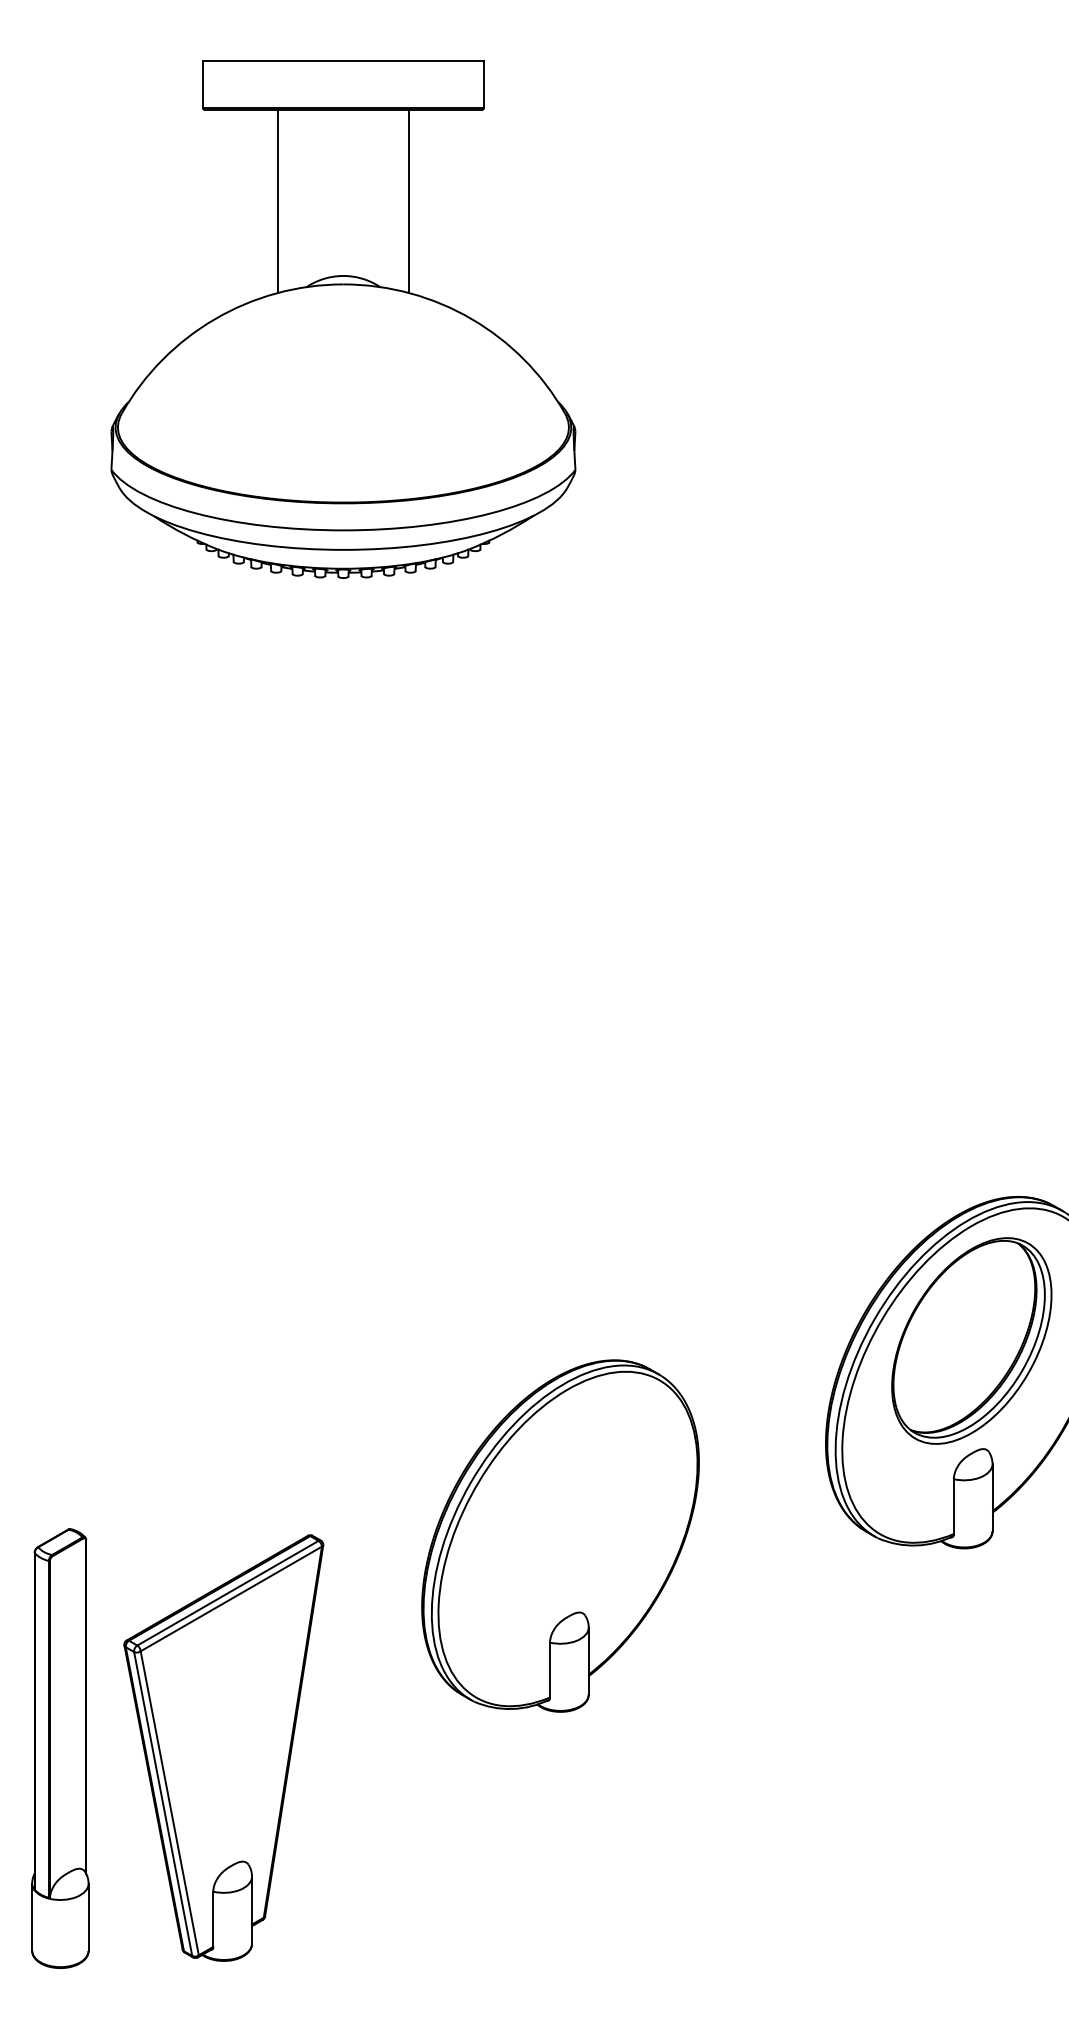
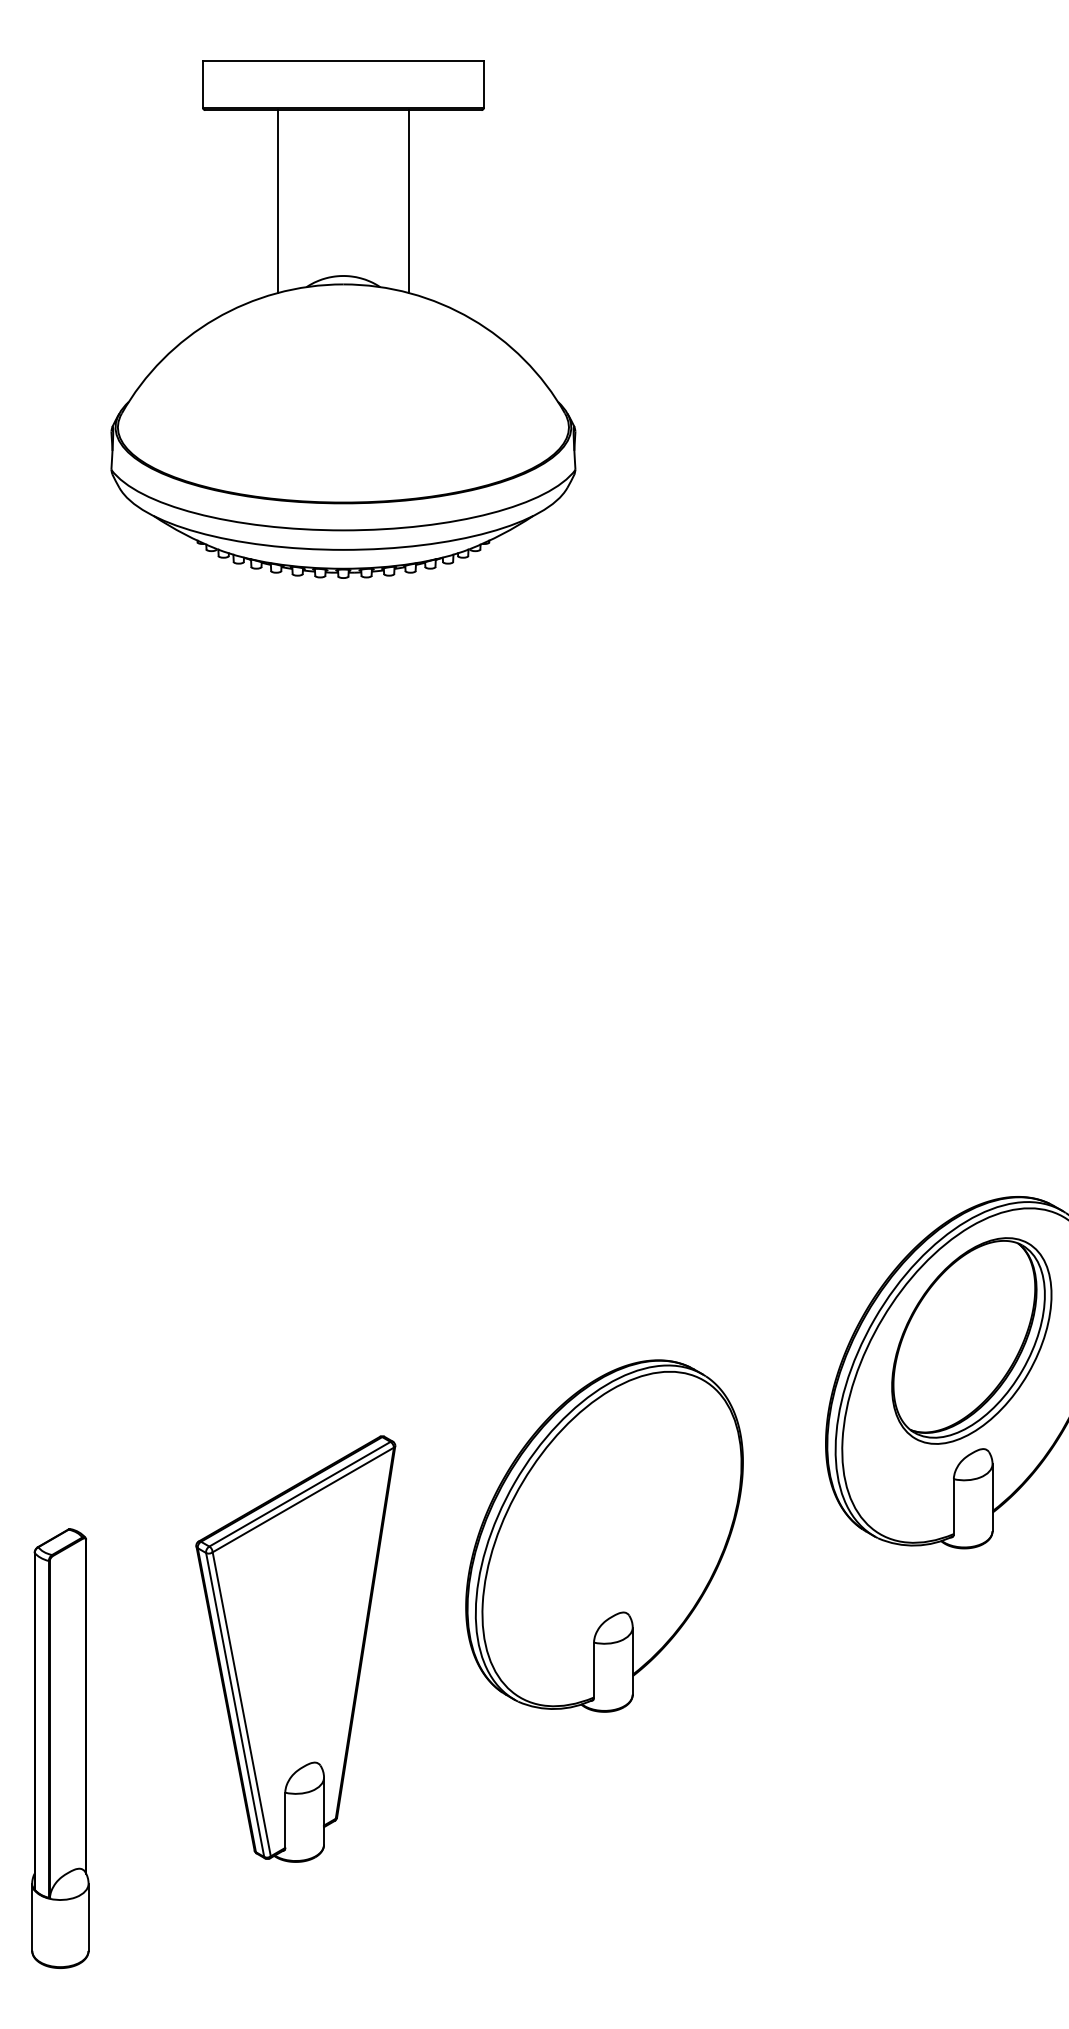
part position: (560, 1535) -> (604, 1535) (604, 1535)
part position: (223, 1747) -> (295, 1648) (295, 1648)
